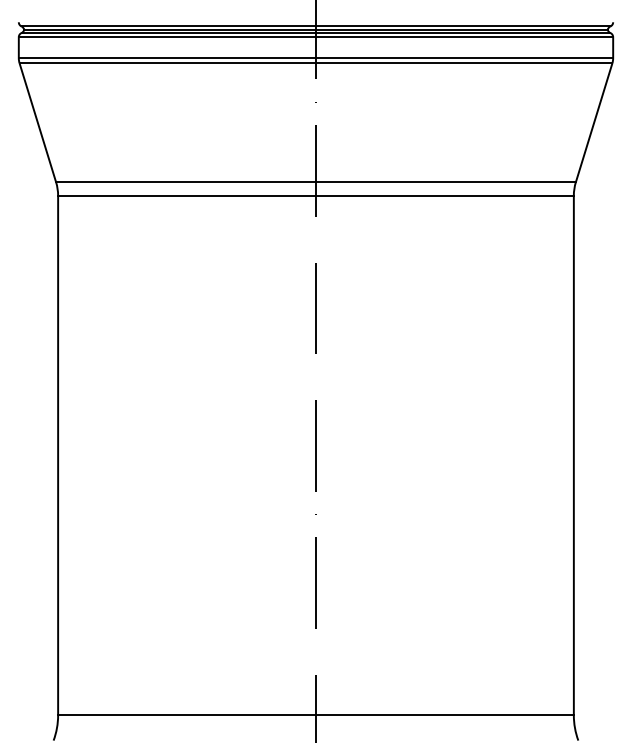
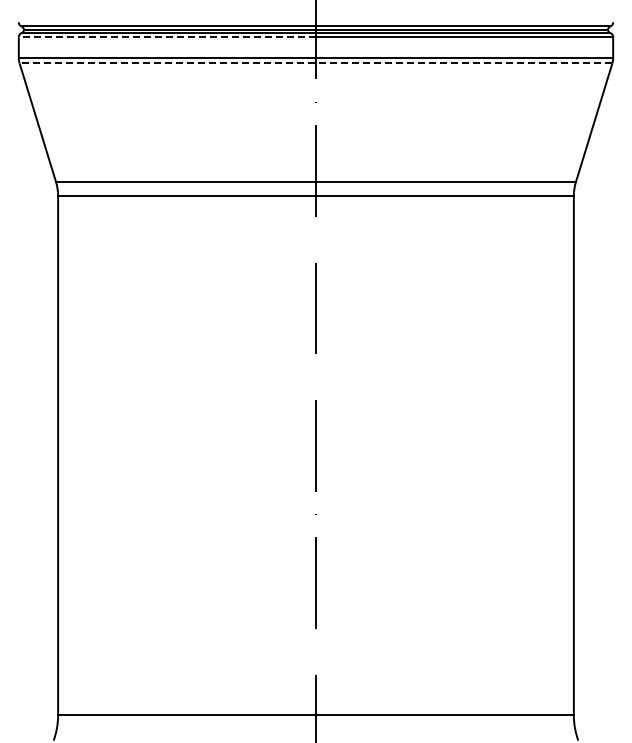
line: solid -> dashed (167, 37)
line: solid -> dashed (315, 63)
